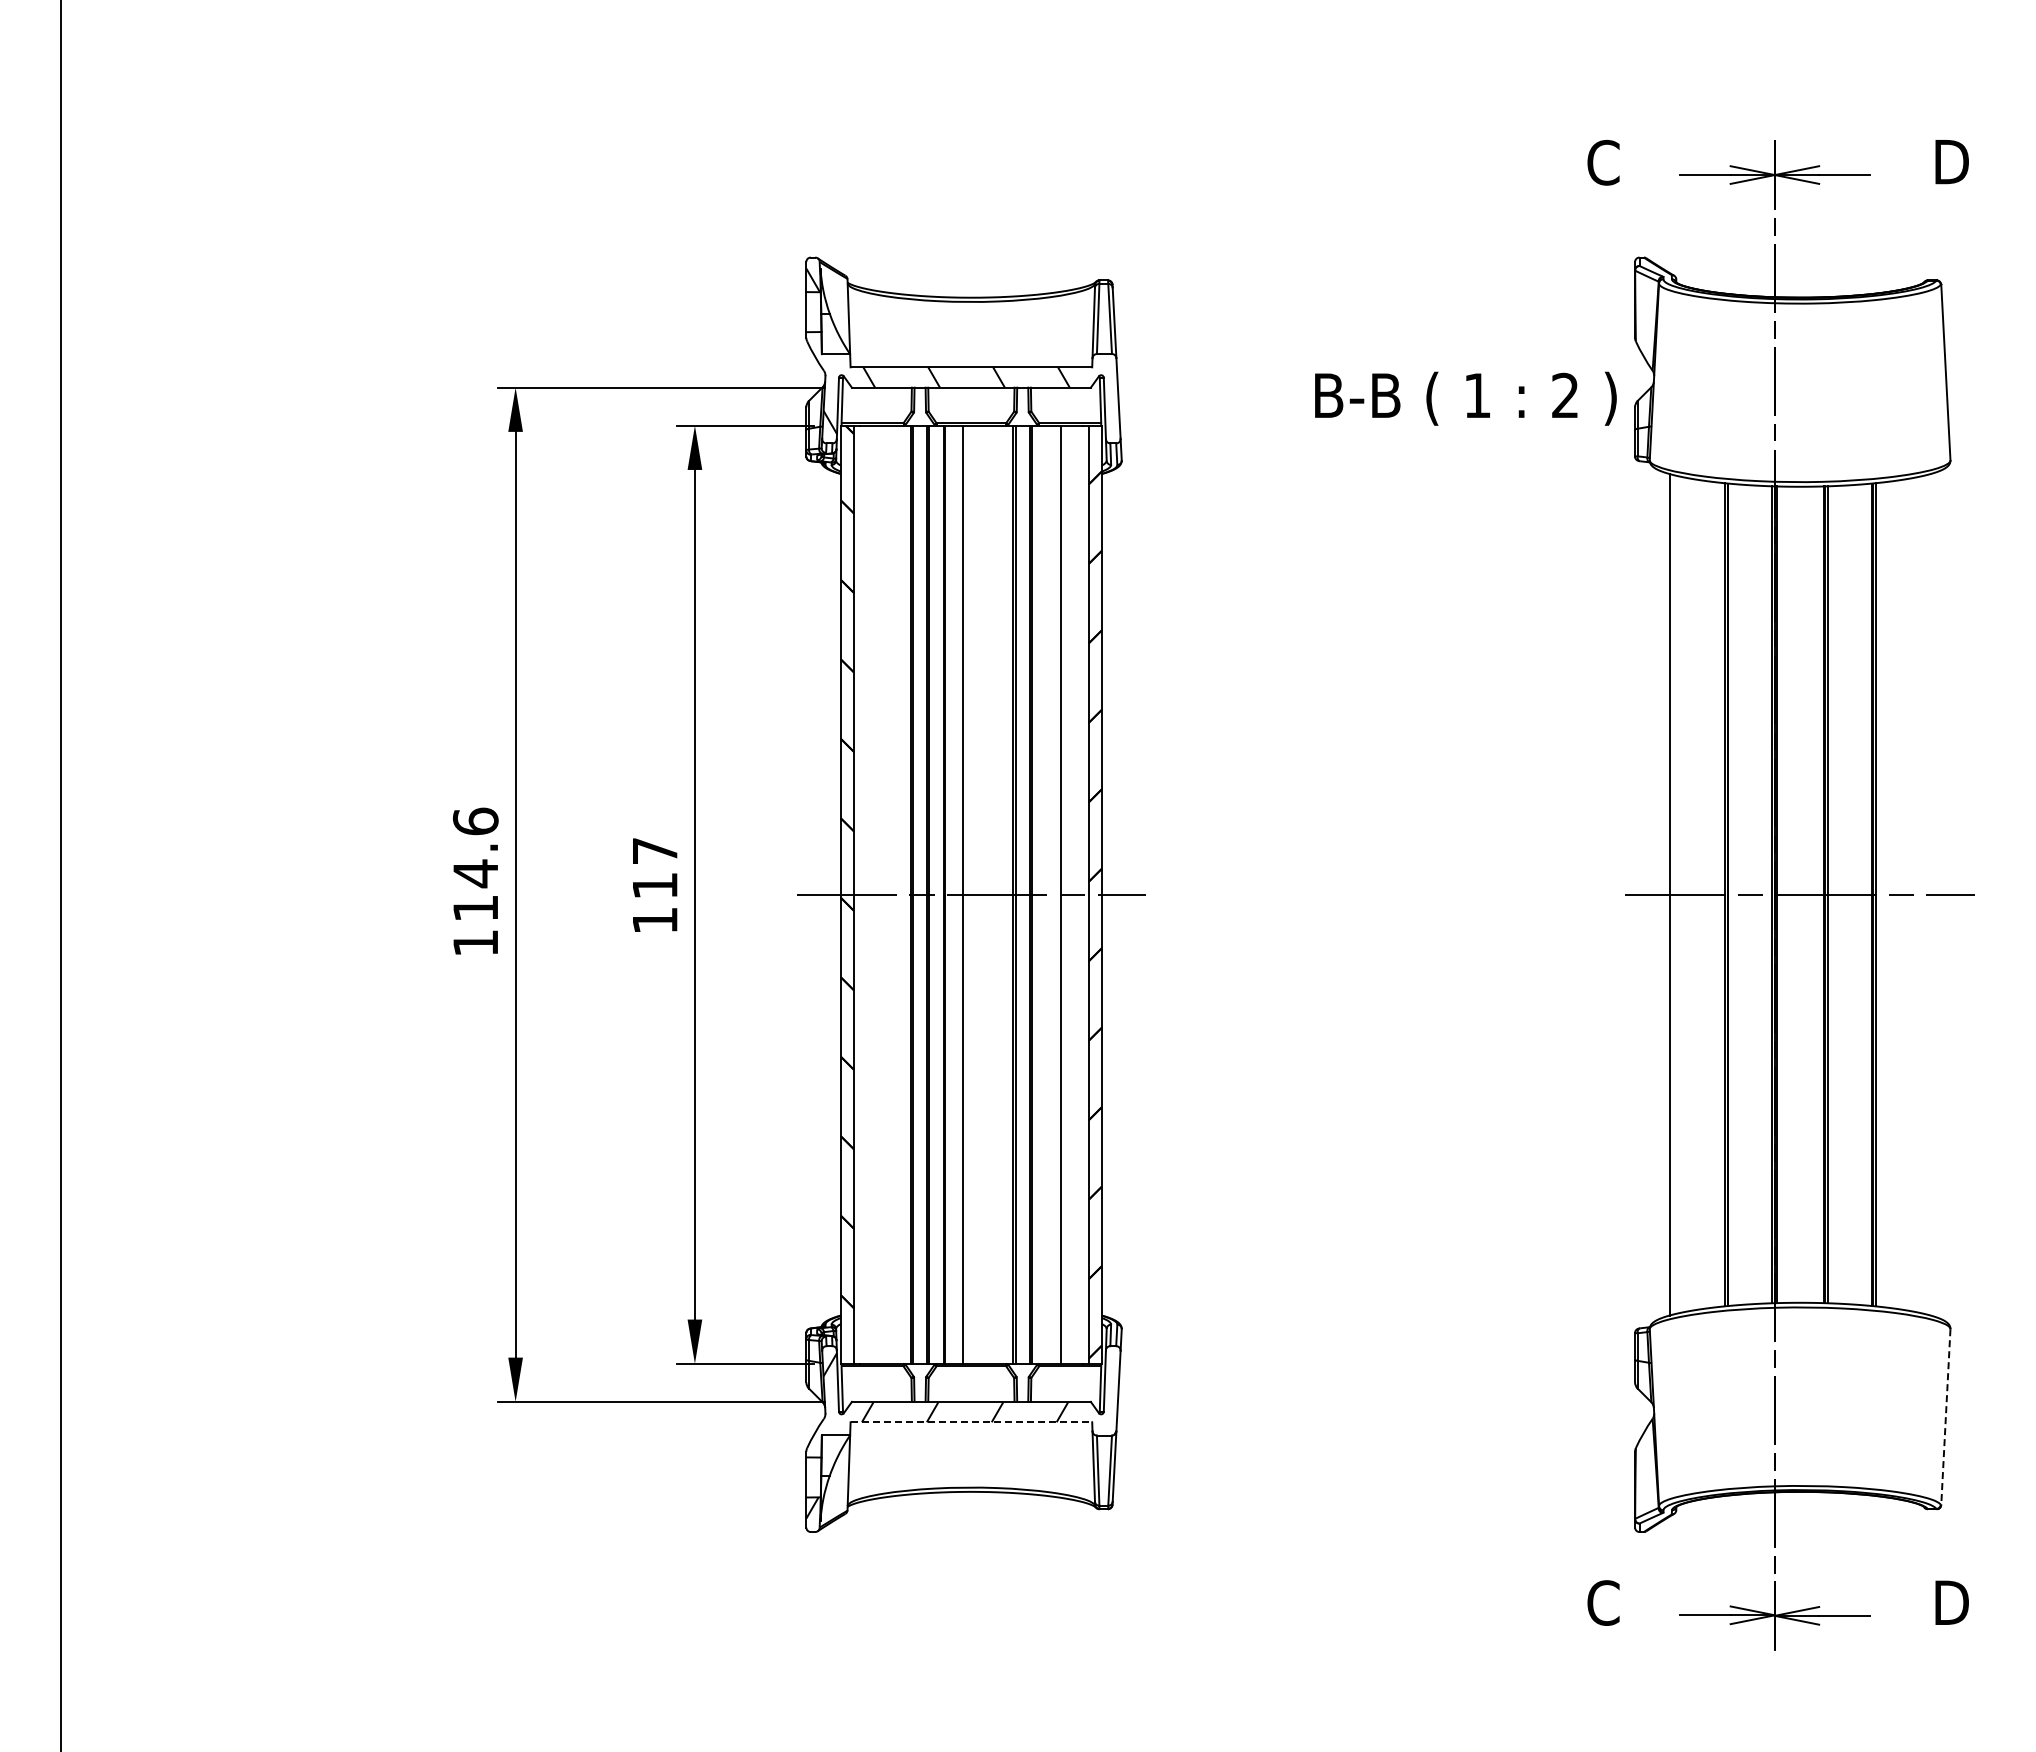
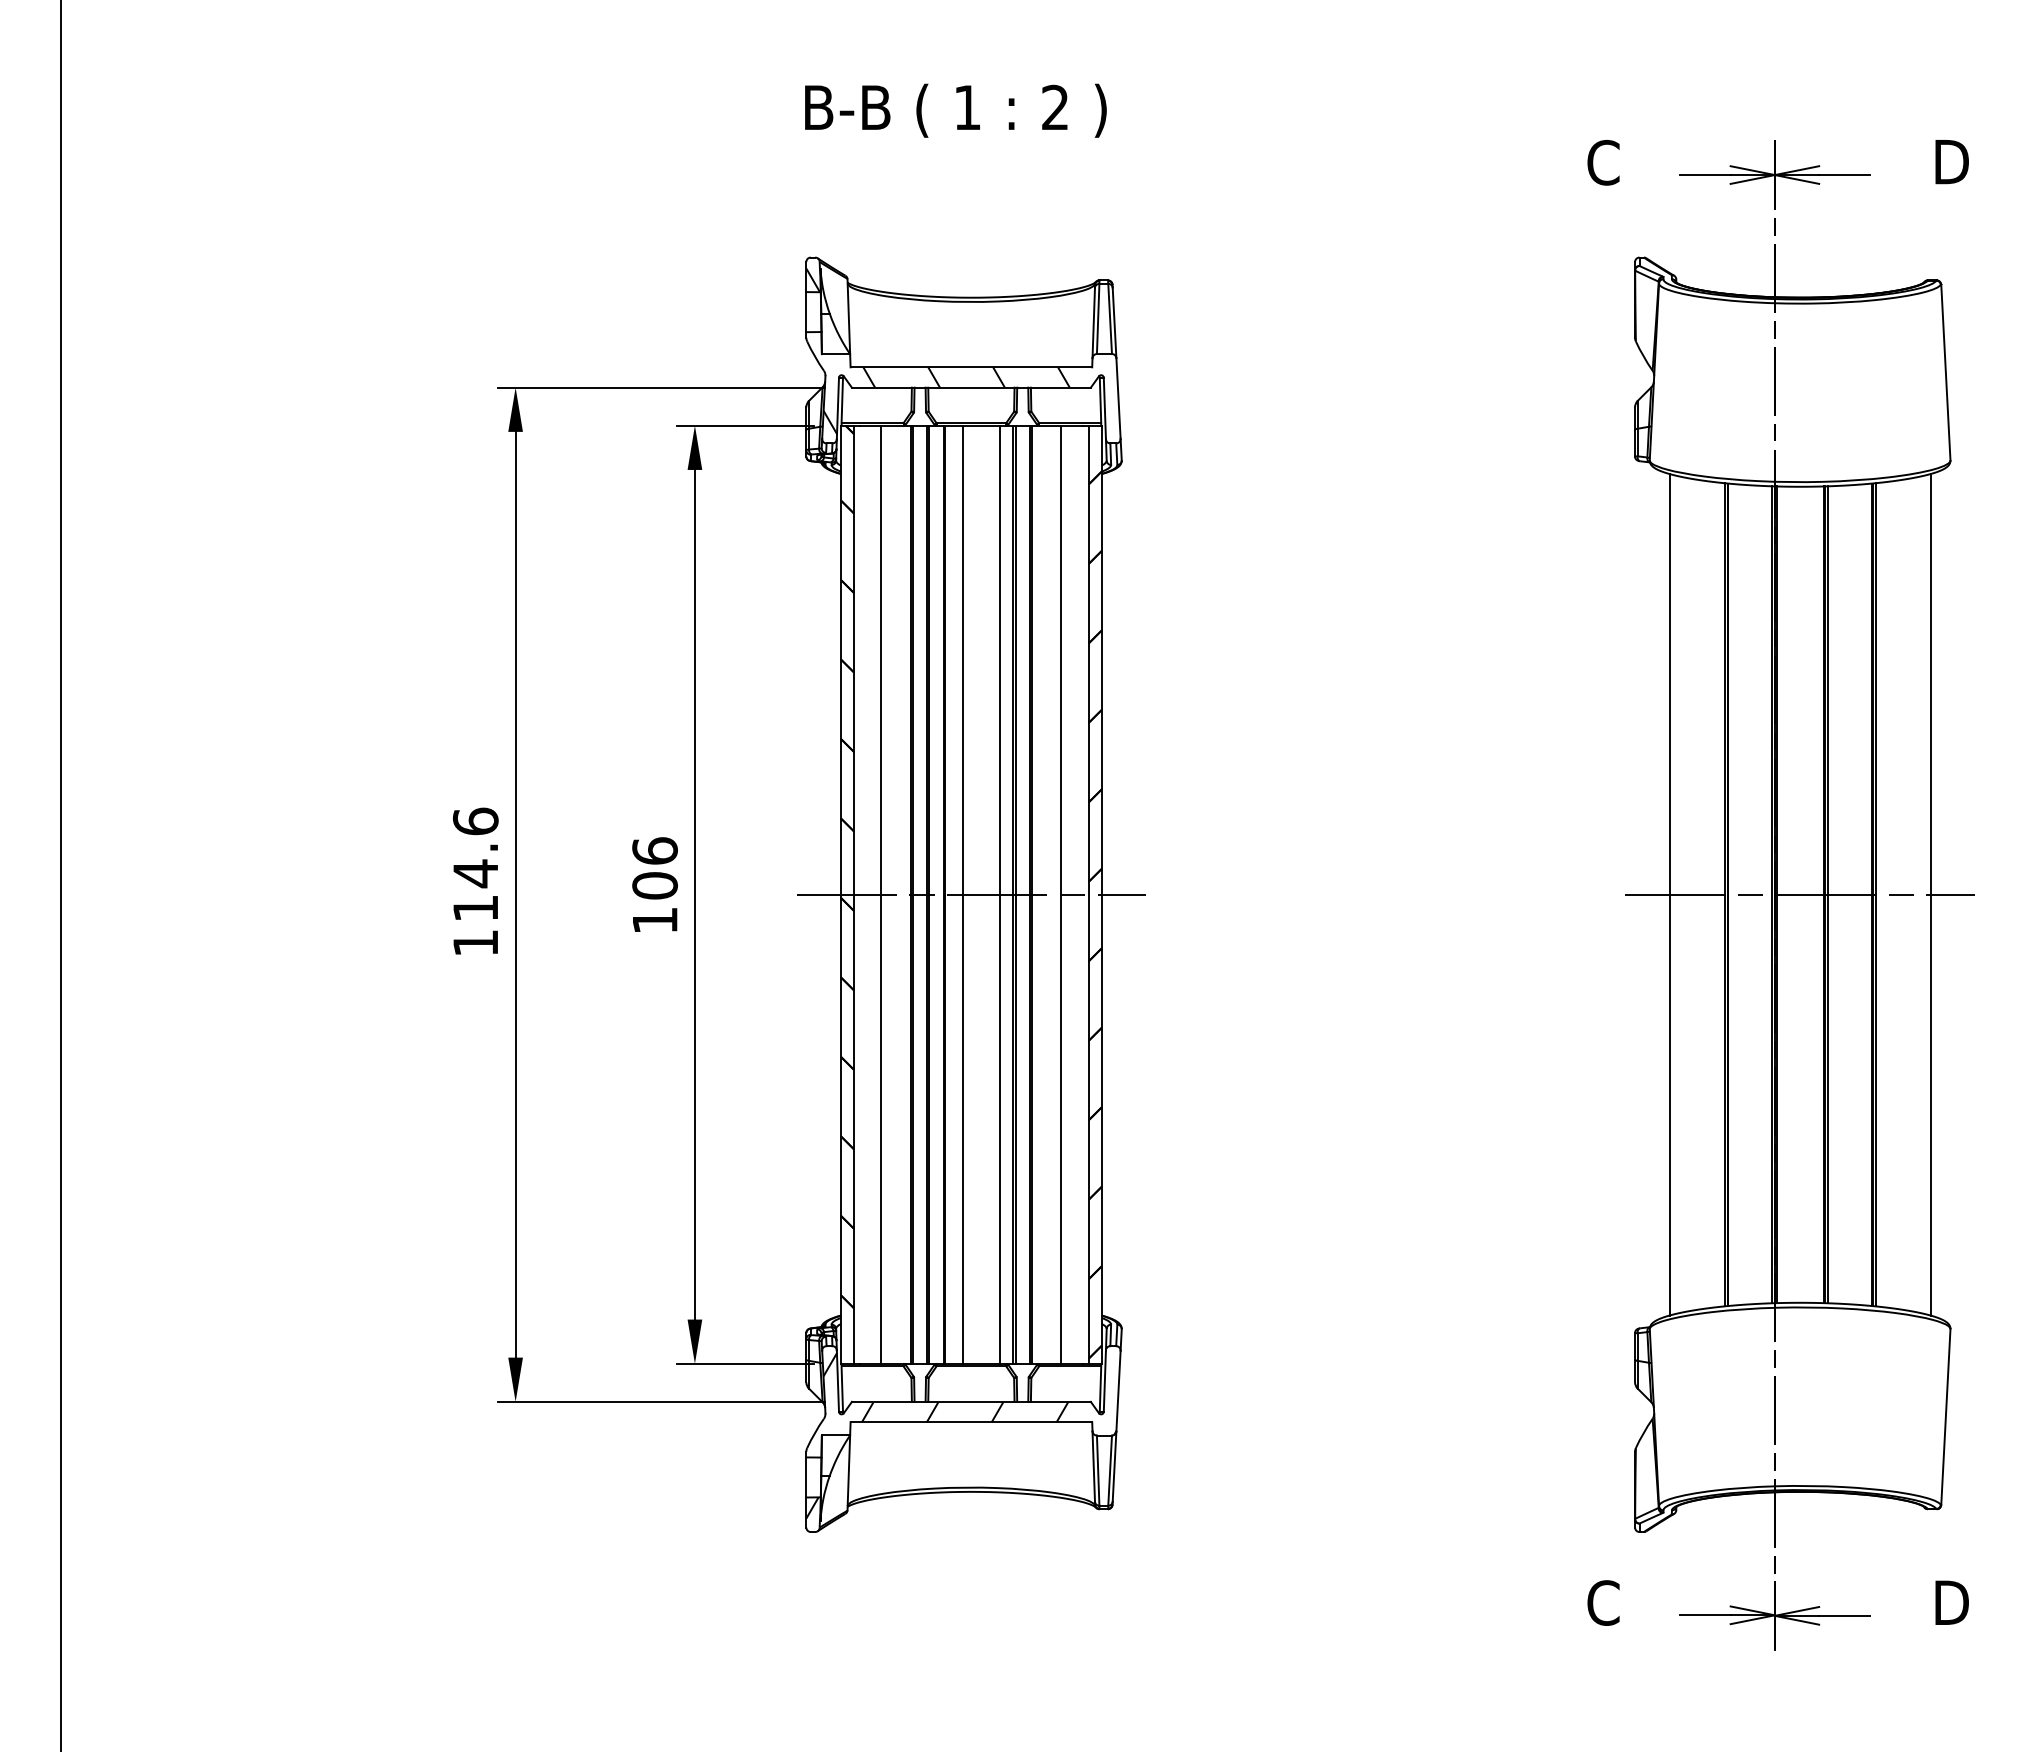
text position: (1465, 398) -> (955, 110) (955, 110)
text: 117 -> 106 (654, 868)
line: none -> present (881, 894)
line: none -> present (1000, 894)
line: none -> present (1930, 894)
line: dashed -> solid (1945, 1416)
line: dashed -> solid (971, 1422)
